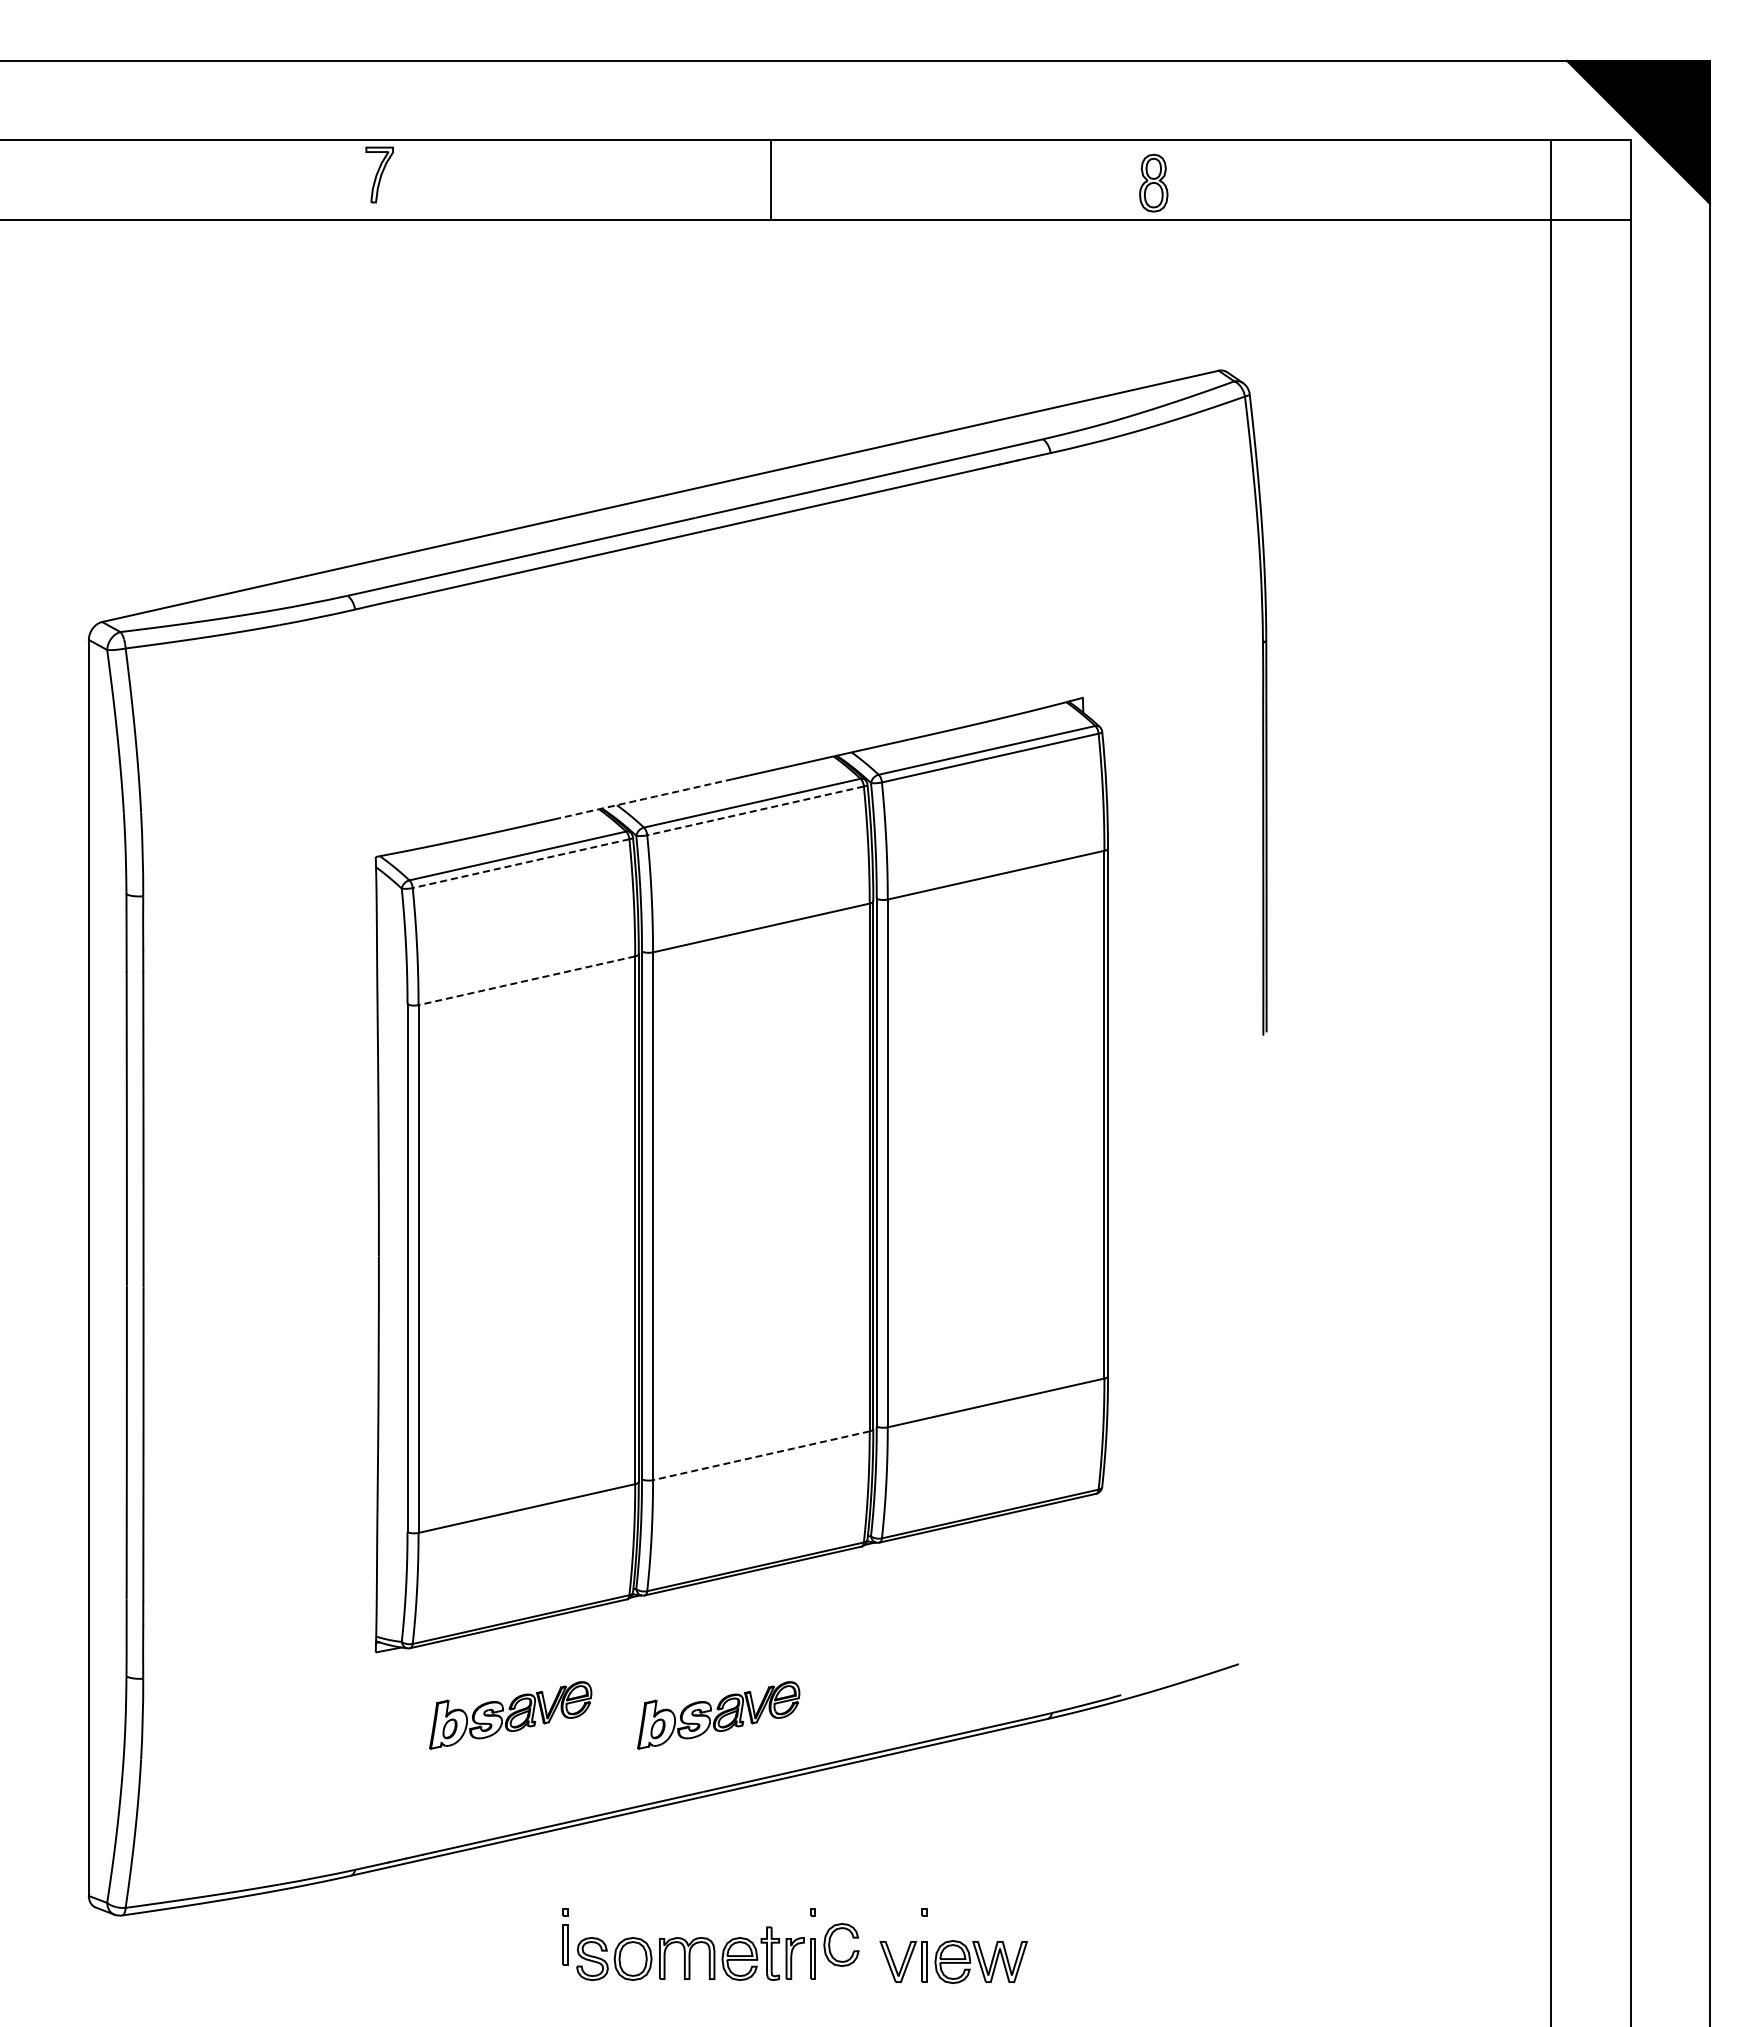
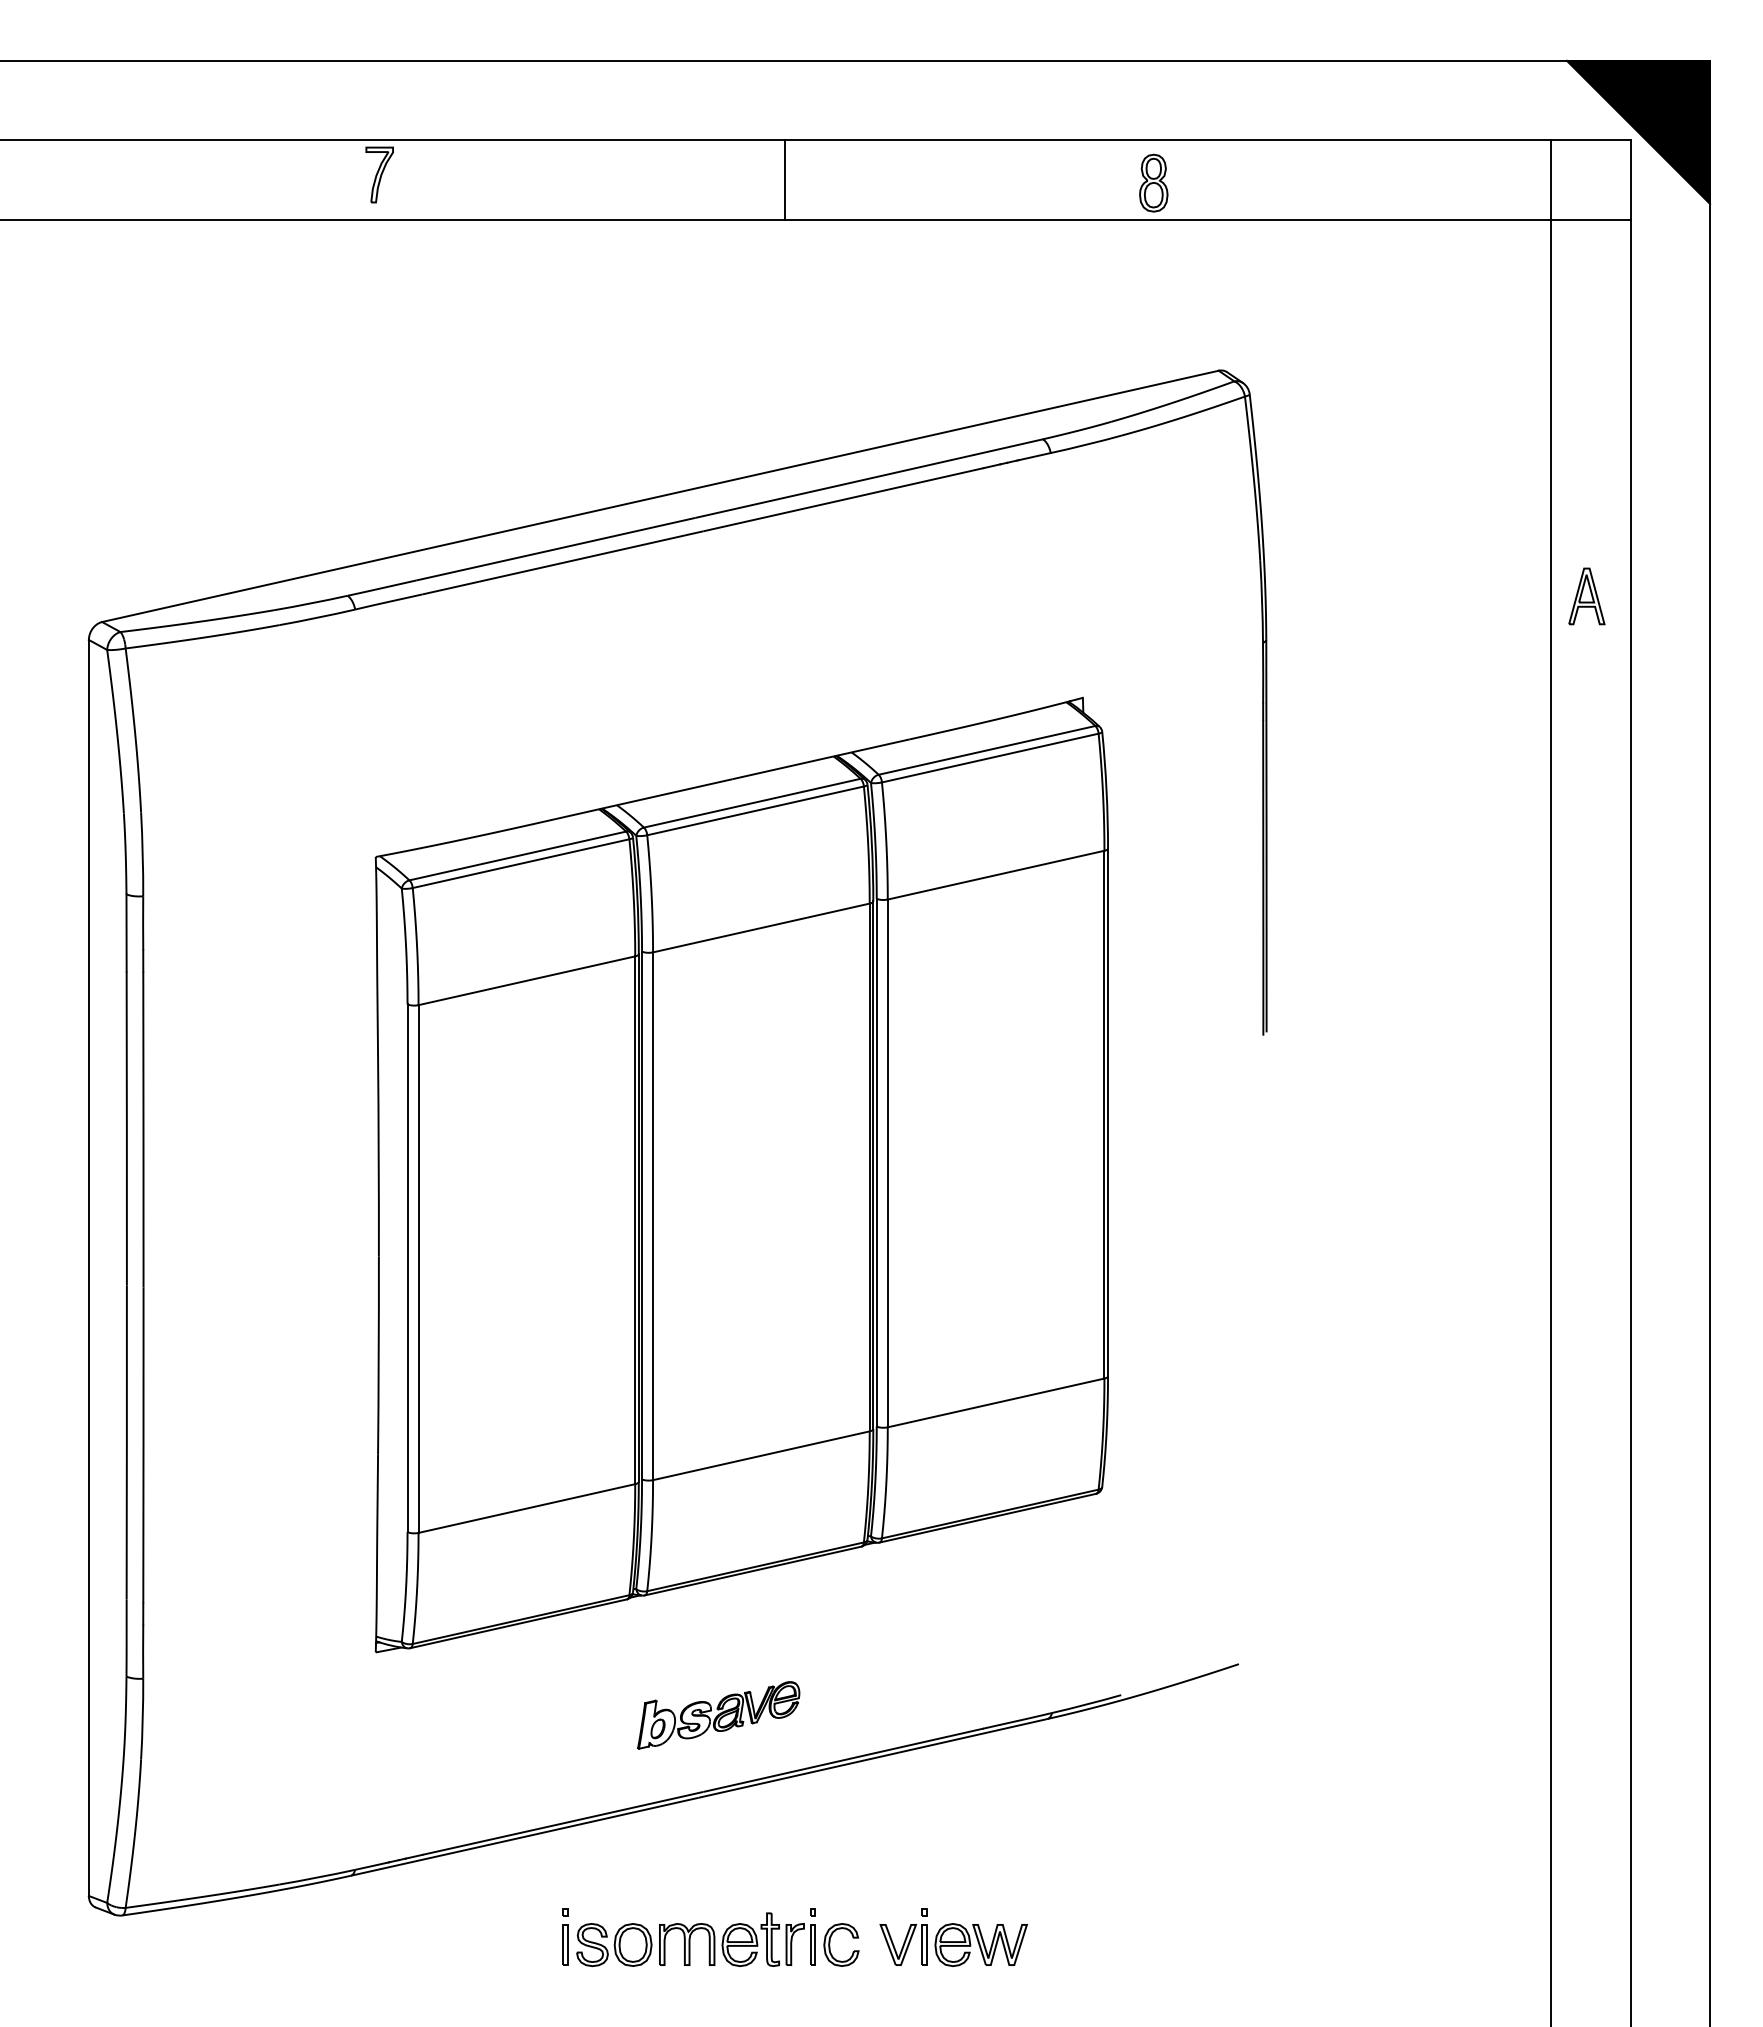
line position: (771, 179) -> (785, 179) (785, 179)
part: none -> present (1586, 596)
arc: dashed -> solid (644, 799)
line: dashed -> solid (755, 811)
line: dashed -> solid (520, 863)
line: dashed -> solid (526, 980)
line: dashed -> solid (760, 1455)
part: present -> none (510, 1715)
part position: (695, 1953) -> (695, 1939) (695, 1939)
part position: (953, 1961) -> (953, 1944) (953, 1944)
